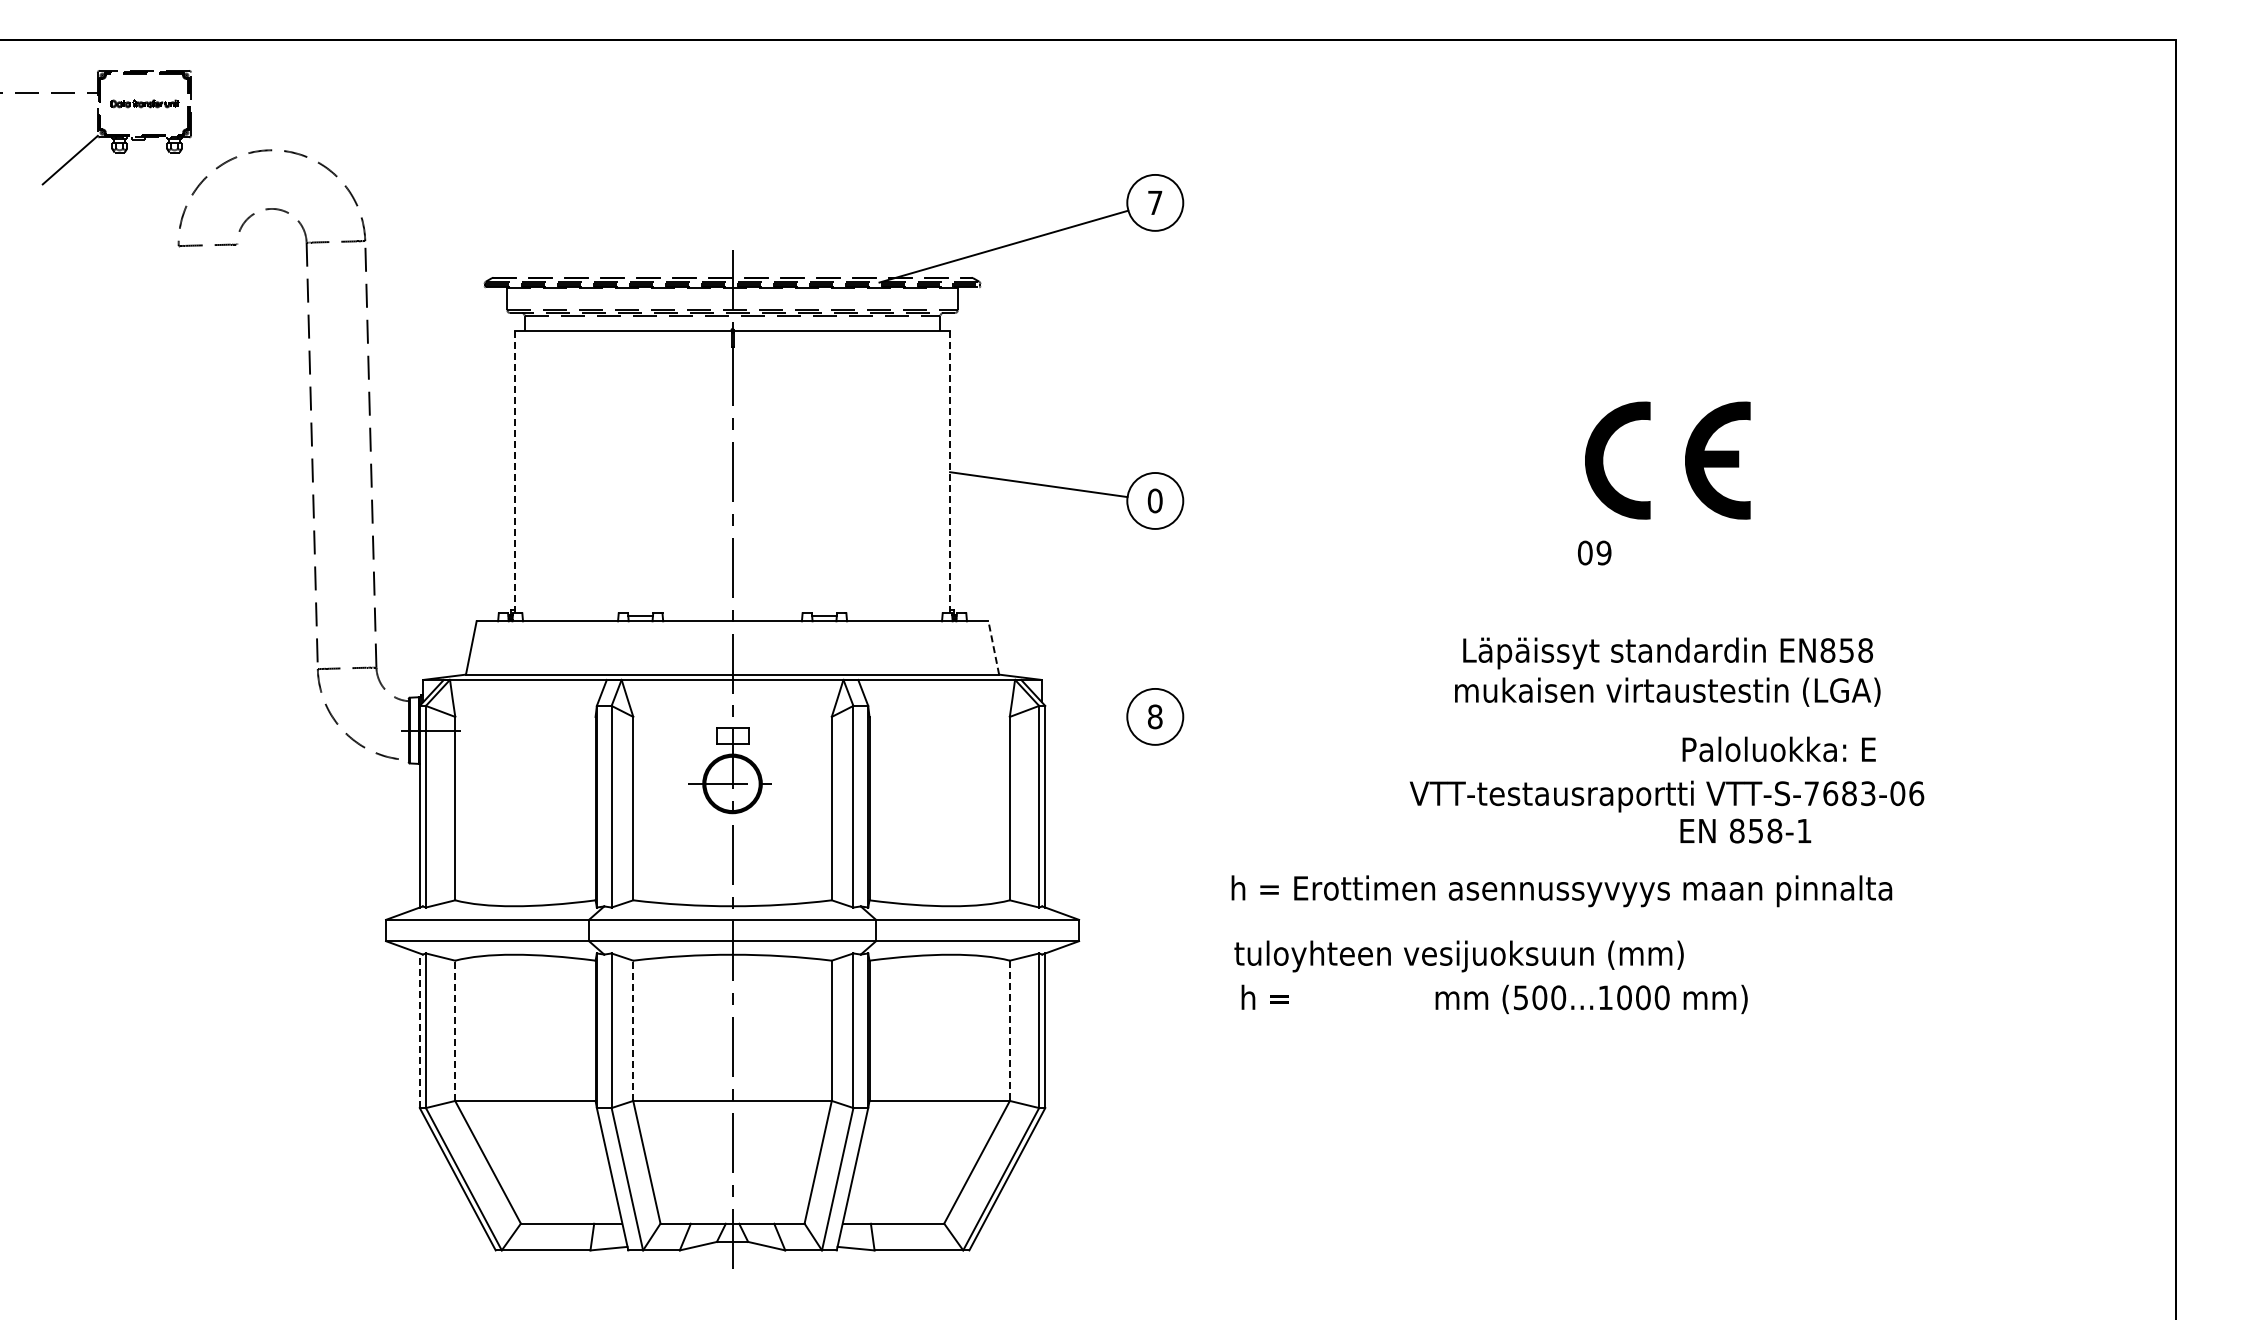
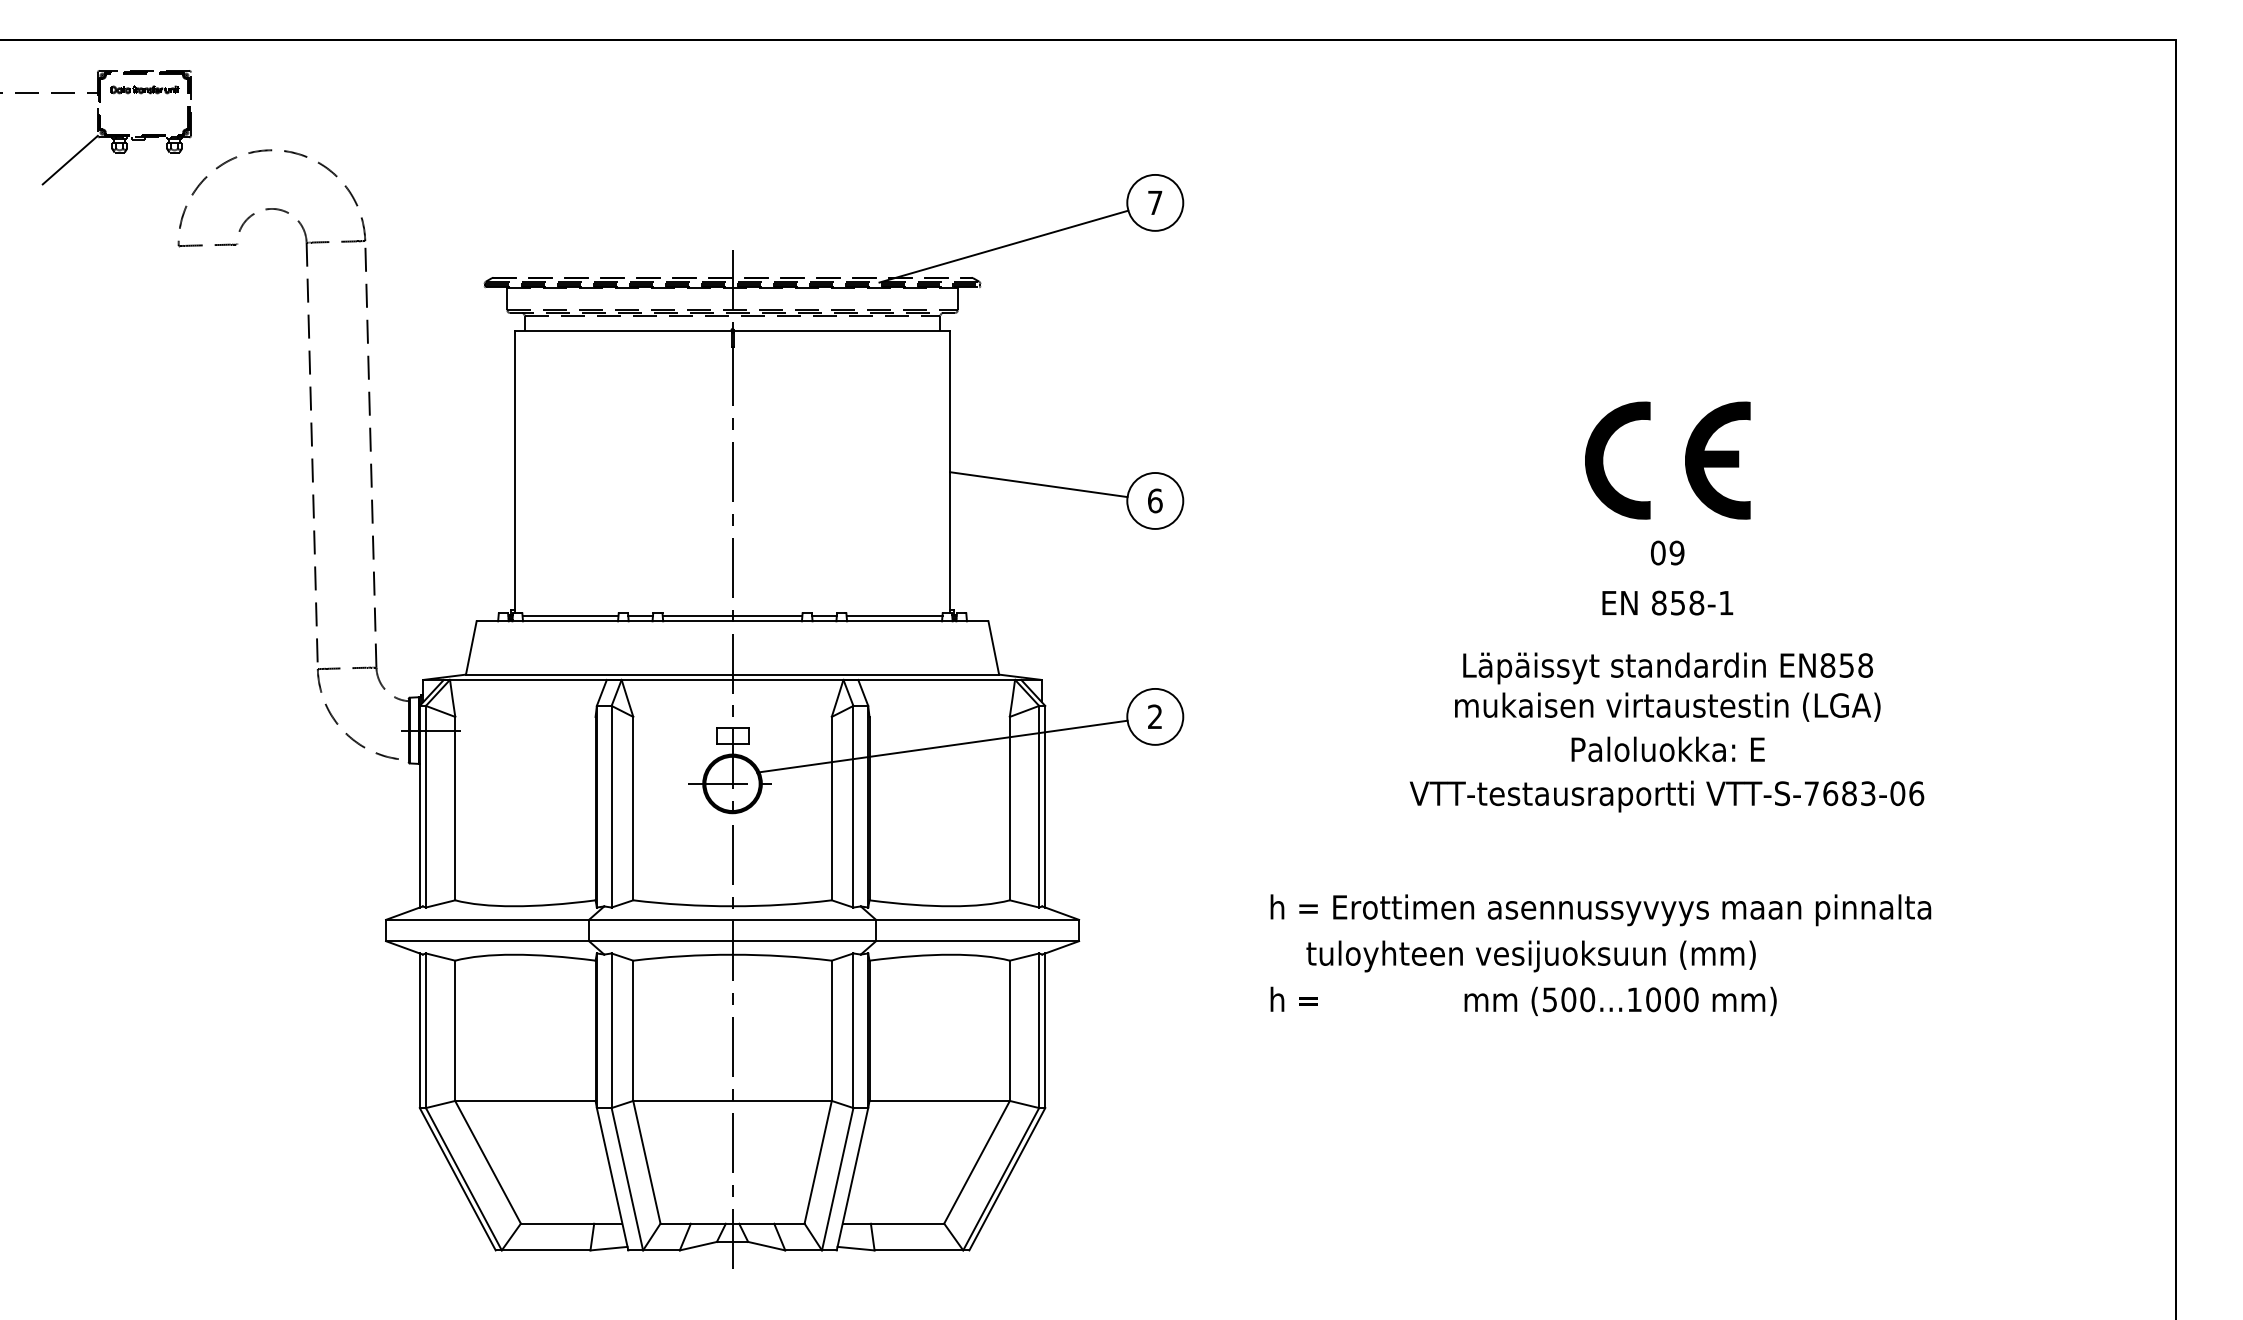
part position: (144, 103) -> (144, 89) (144, 89)
line: dashed -> solid (950, 471)
line: dashed -> solid (515, 472)
text: 0 -> 6 (1154, 500)
text position: (1594, 552) -> (1667, 552) (1667, 552)
line: none -> present (570, 616)
line: none -> present (732, 616)
line: none -> present (894, 616)
line: dashed -> solid (993, 647)
text position: (1667, 671) -> (1667, 686) (1667, 686)
text: 8 -> 2 (1155, 716)
line: none -> present (942, 746)
text position: (1778, 749) -> (1667, 749) (1667, 749)
text position: (1745, 830) -> (1667, 602) (1667, 602)
text position: (1561, 891) -> (1600, 910) (1600, 910)
text position: (1458, 956) -> (1530, 956) (1530, 956)
text position: (1494, 999) -> (1523, 1001) (1523, 1001)
line: dashed -> solid (419, 1030)
line: dashed -> solid (455, 1030)
line: dashed -> solid (633, 1030)
line: dashed -> solid (1009, 1031)
